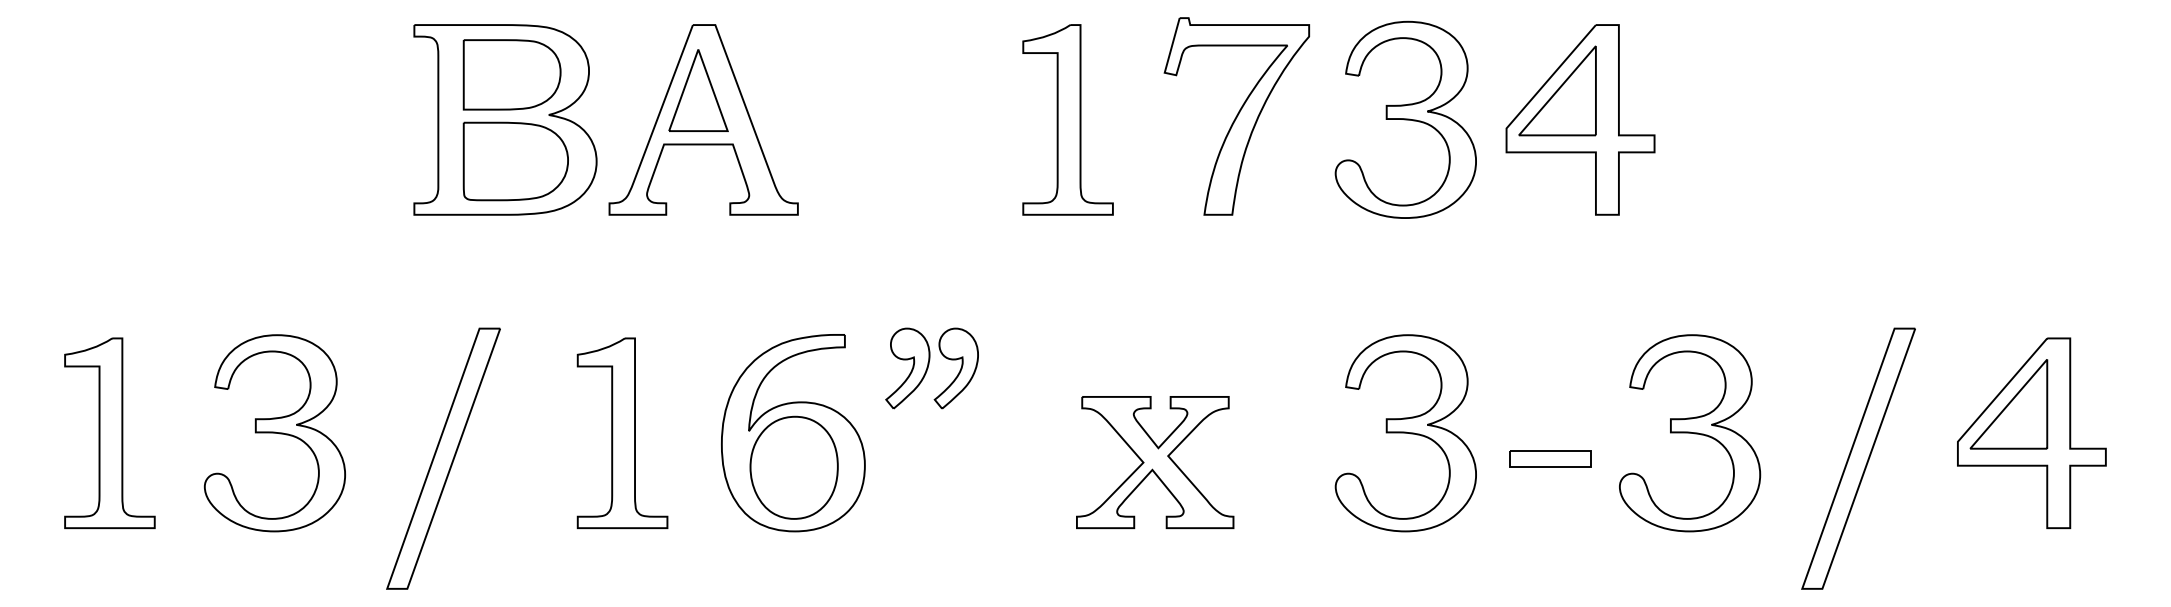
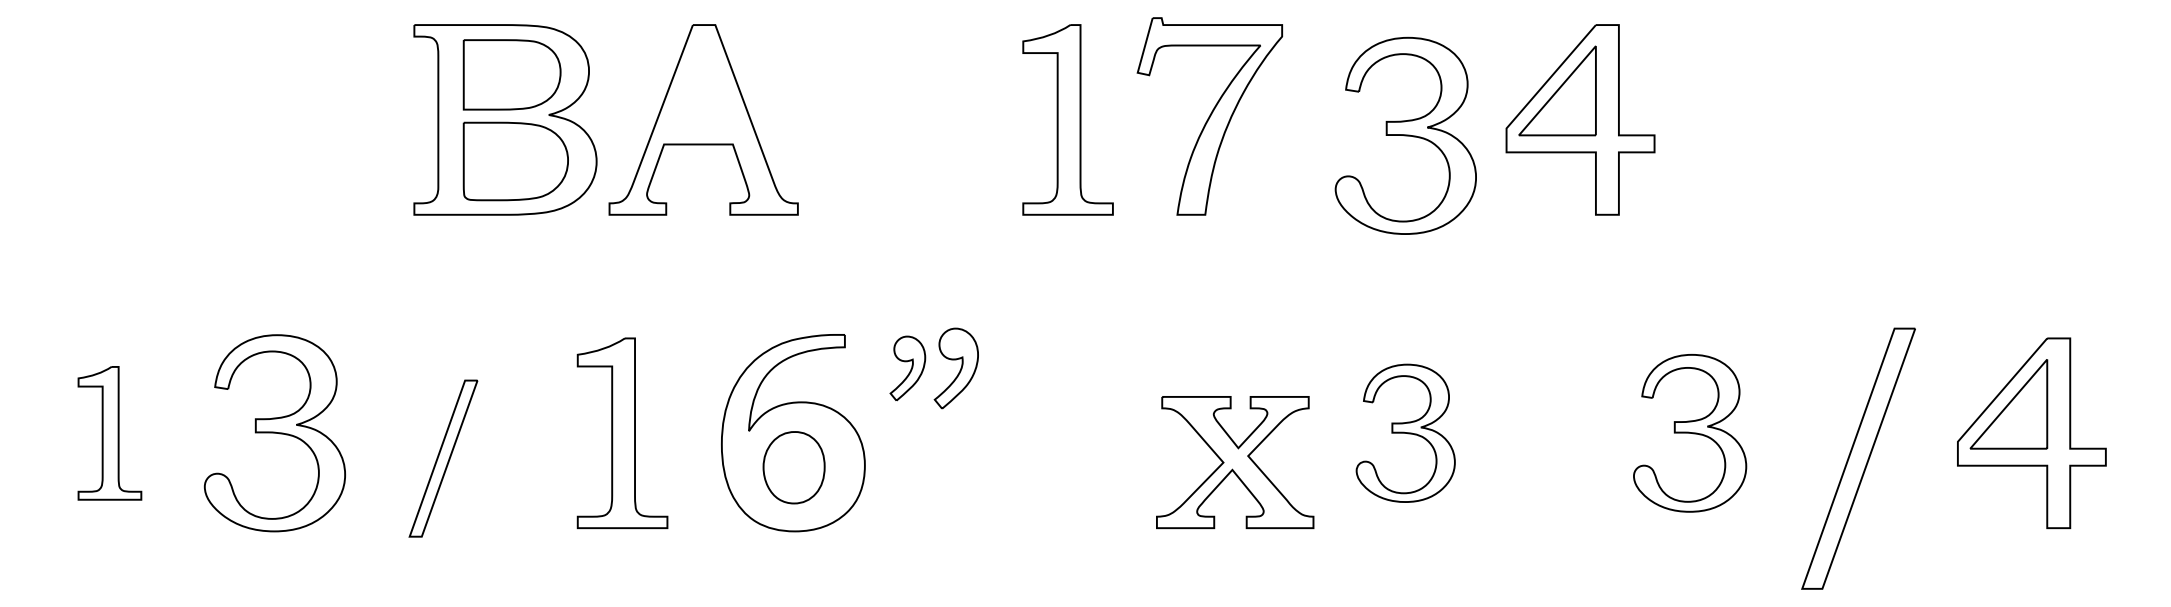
part: present -> none (698, 90)
part position: (1236, 116) -> (1209, 116) (1209, 116)
part position: (1405, 119) -> (1405, 135) (1405, 135)
part size: 46x83 px -> 38x67 px (907, 368)
part size: 92x193 px -> 66x135 px (109, 433)
part size: 143x199 px -> 101x140 px (1405, 432)
part size: 143x199 px -> 115x159 px (1690, 433)
part size: 115x263 px -> 71x159 px (443, 458)
part: present -> none (1550, 458)
part position: (1155, 462) -> (1235, 462) (1235, 462)
part size: 90x105 px -> 64x74 px (793, 467)
